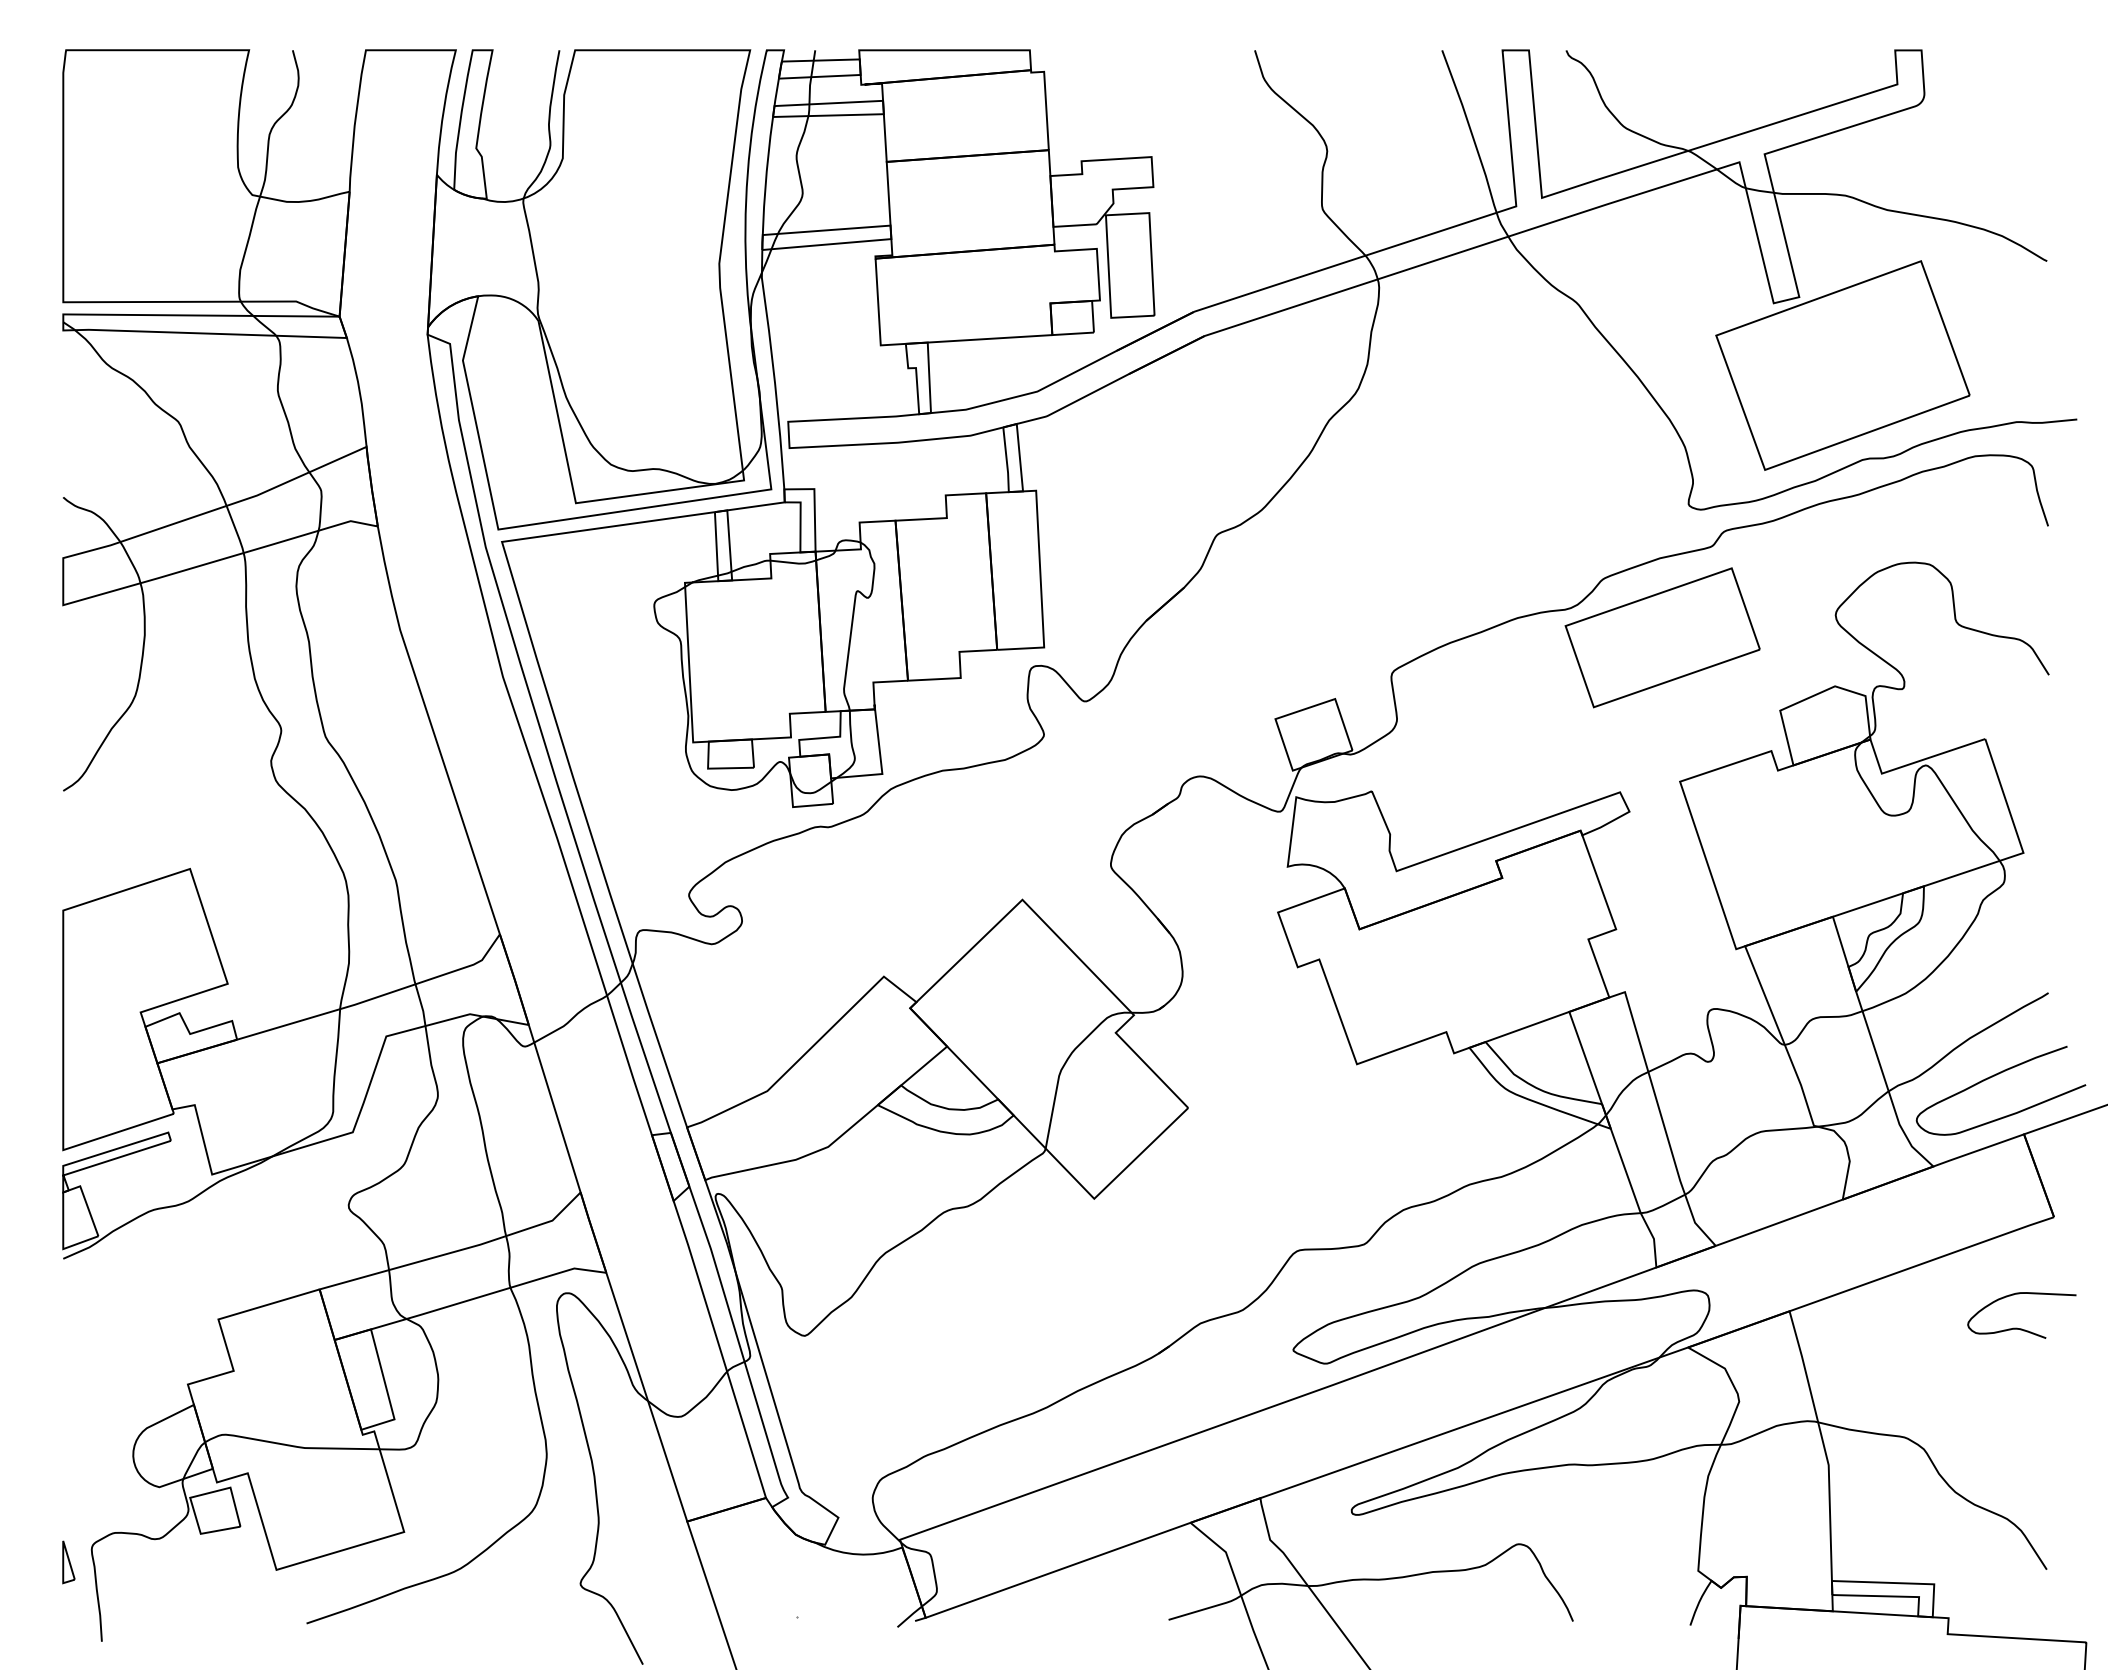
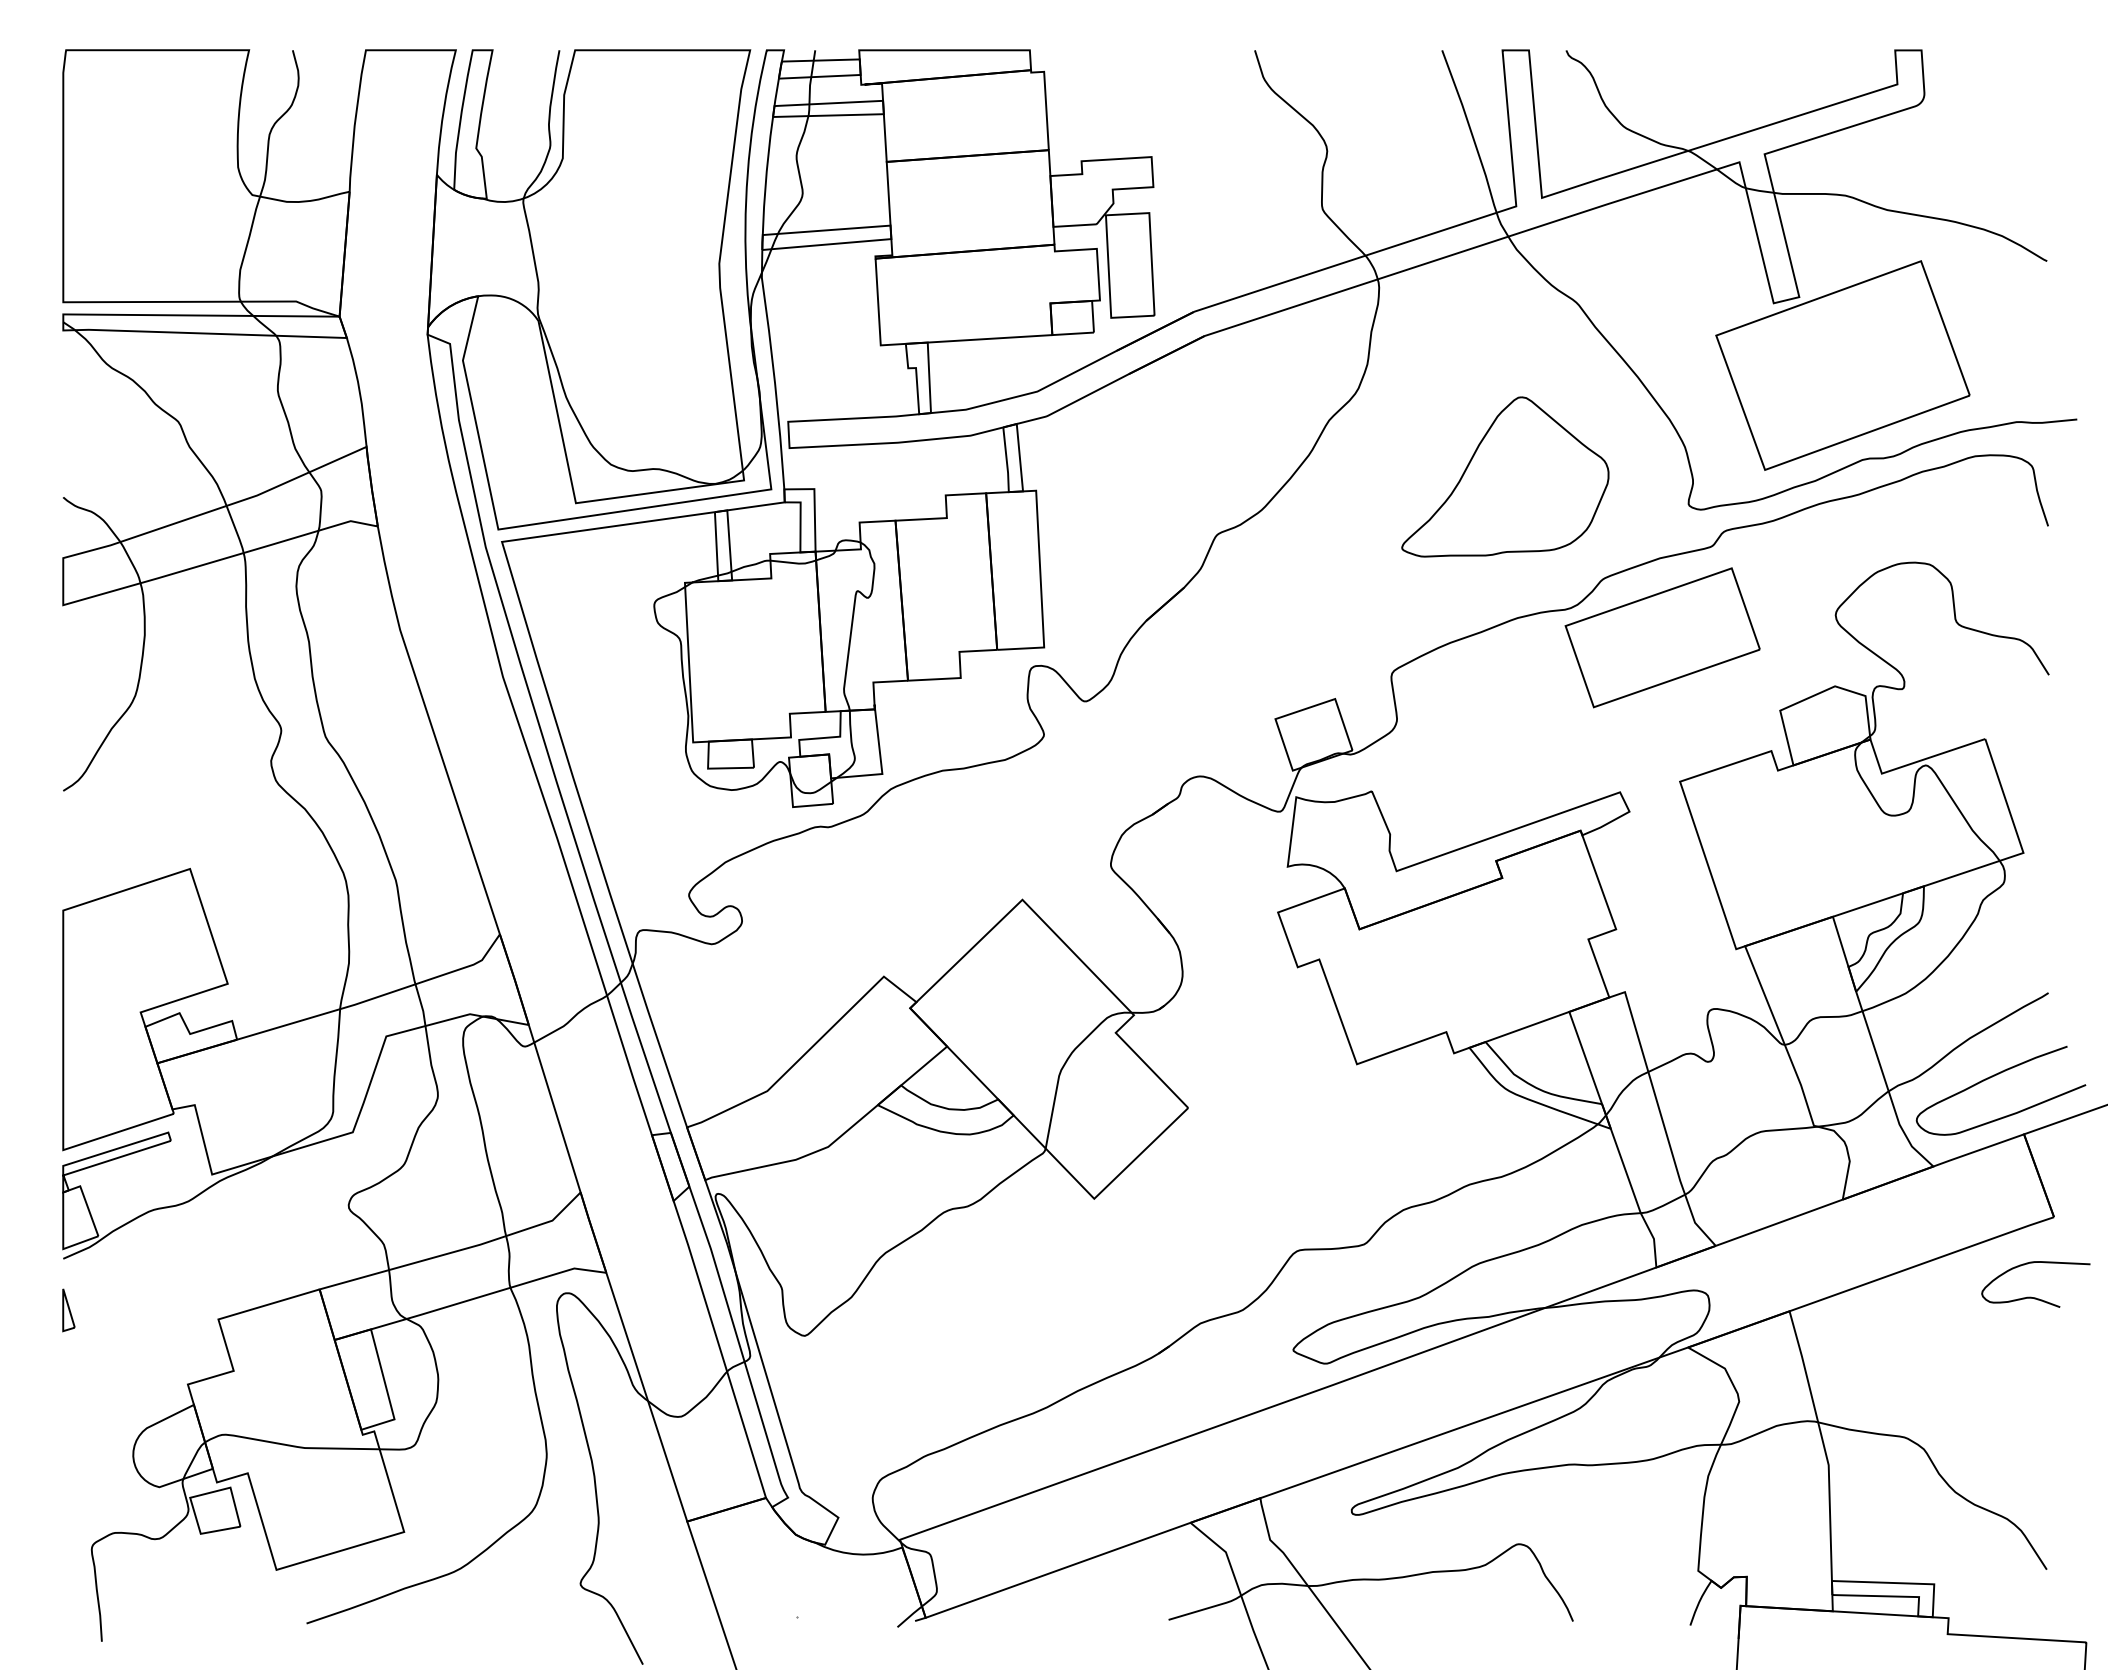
part: none -> present (1505, 476)
curve position: (2017, 1327) -> (2031, 1296) (2031, 1296)
part position: (68, 1562) -> (68, 1310) (68, 1310)
